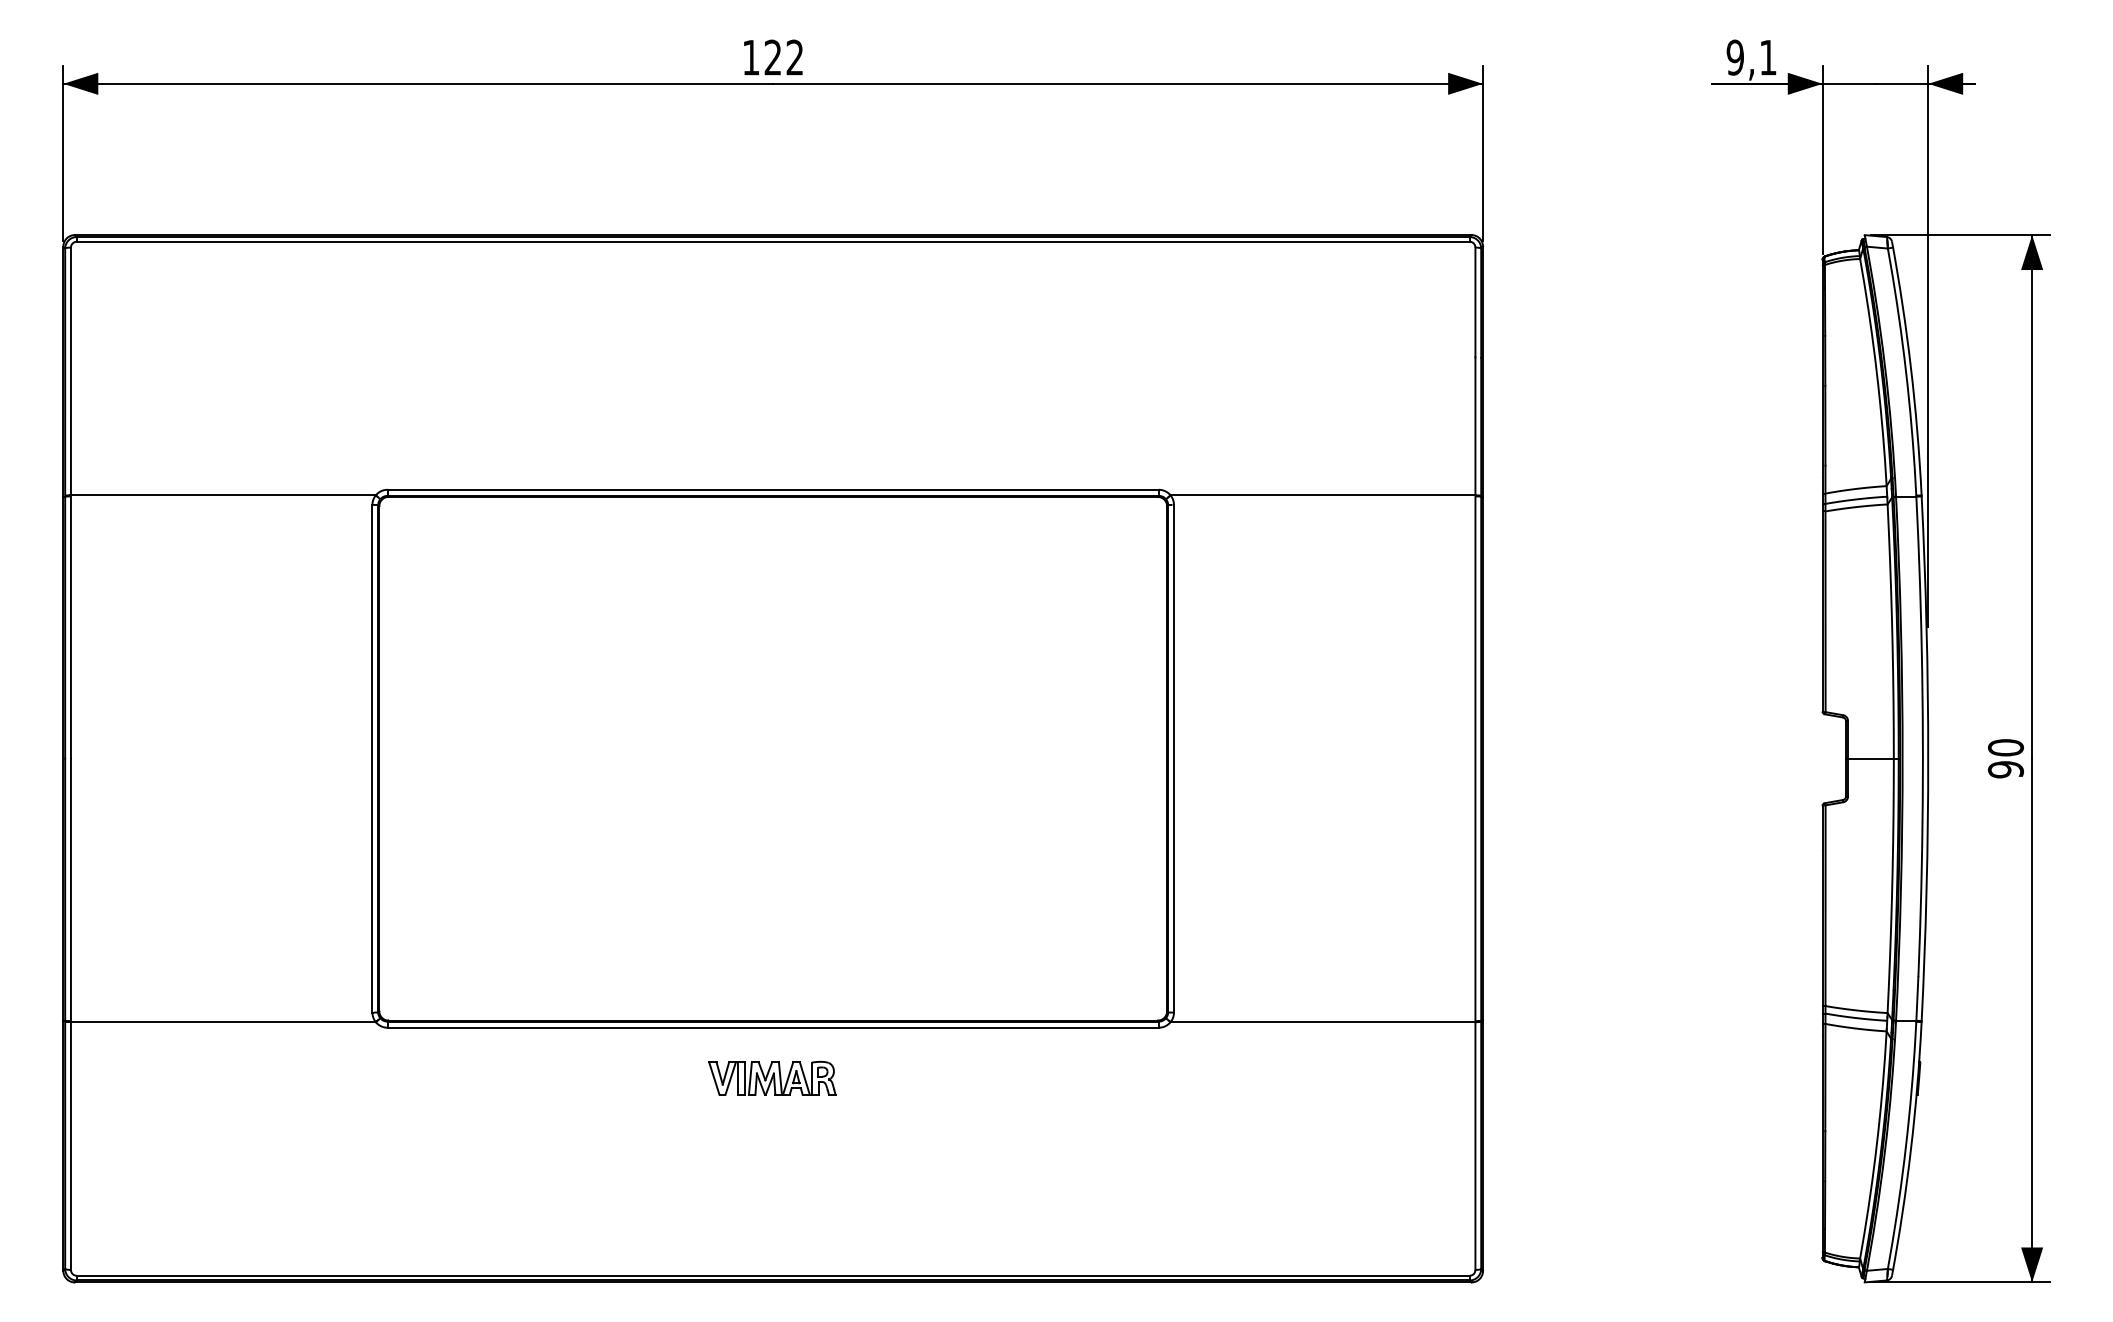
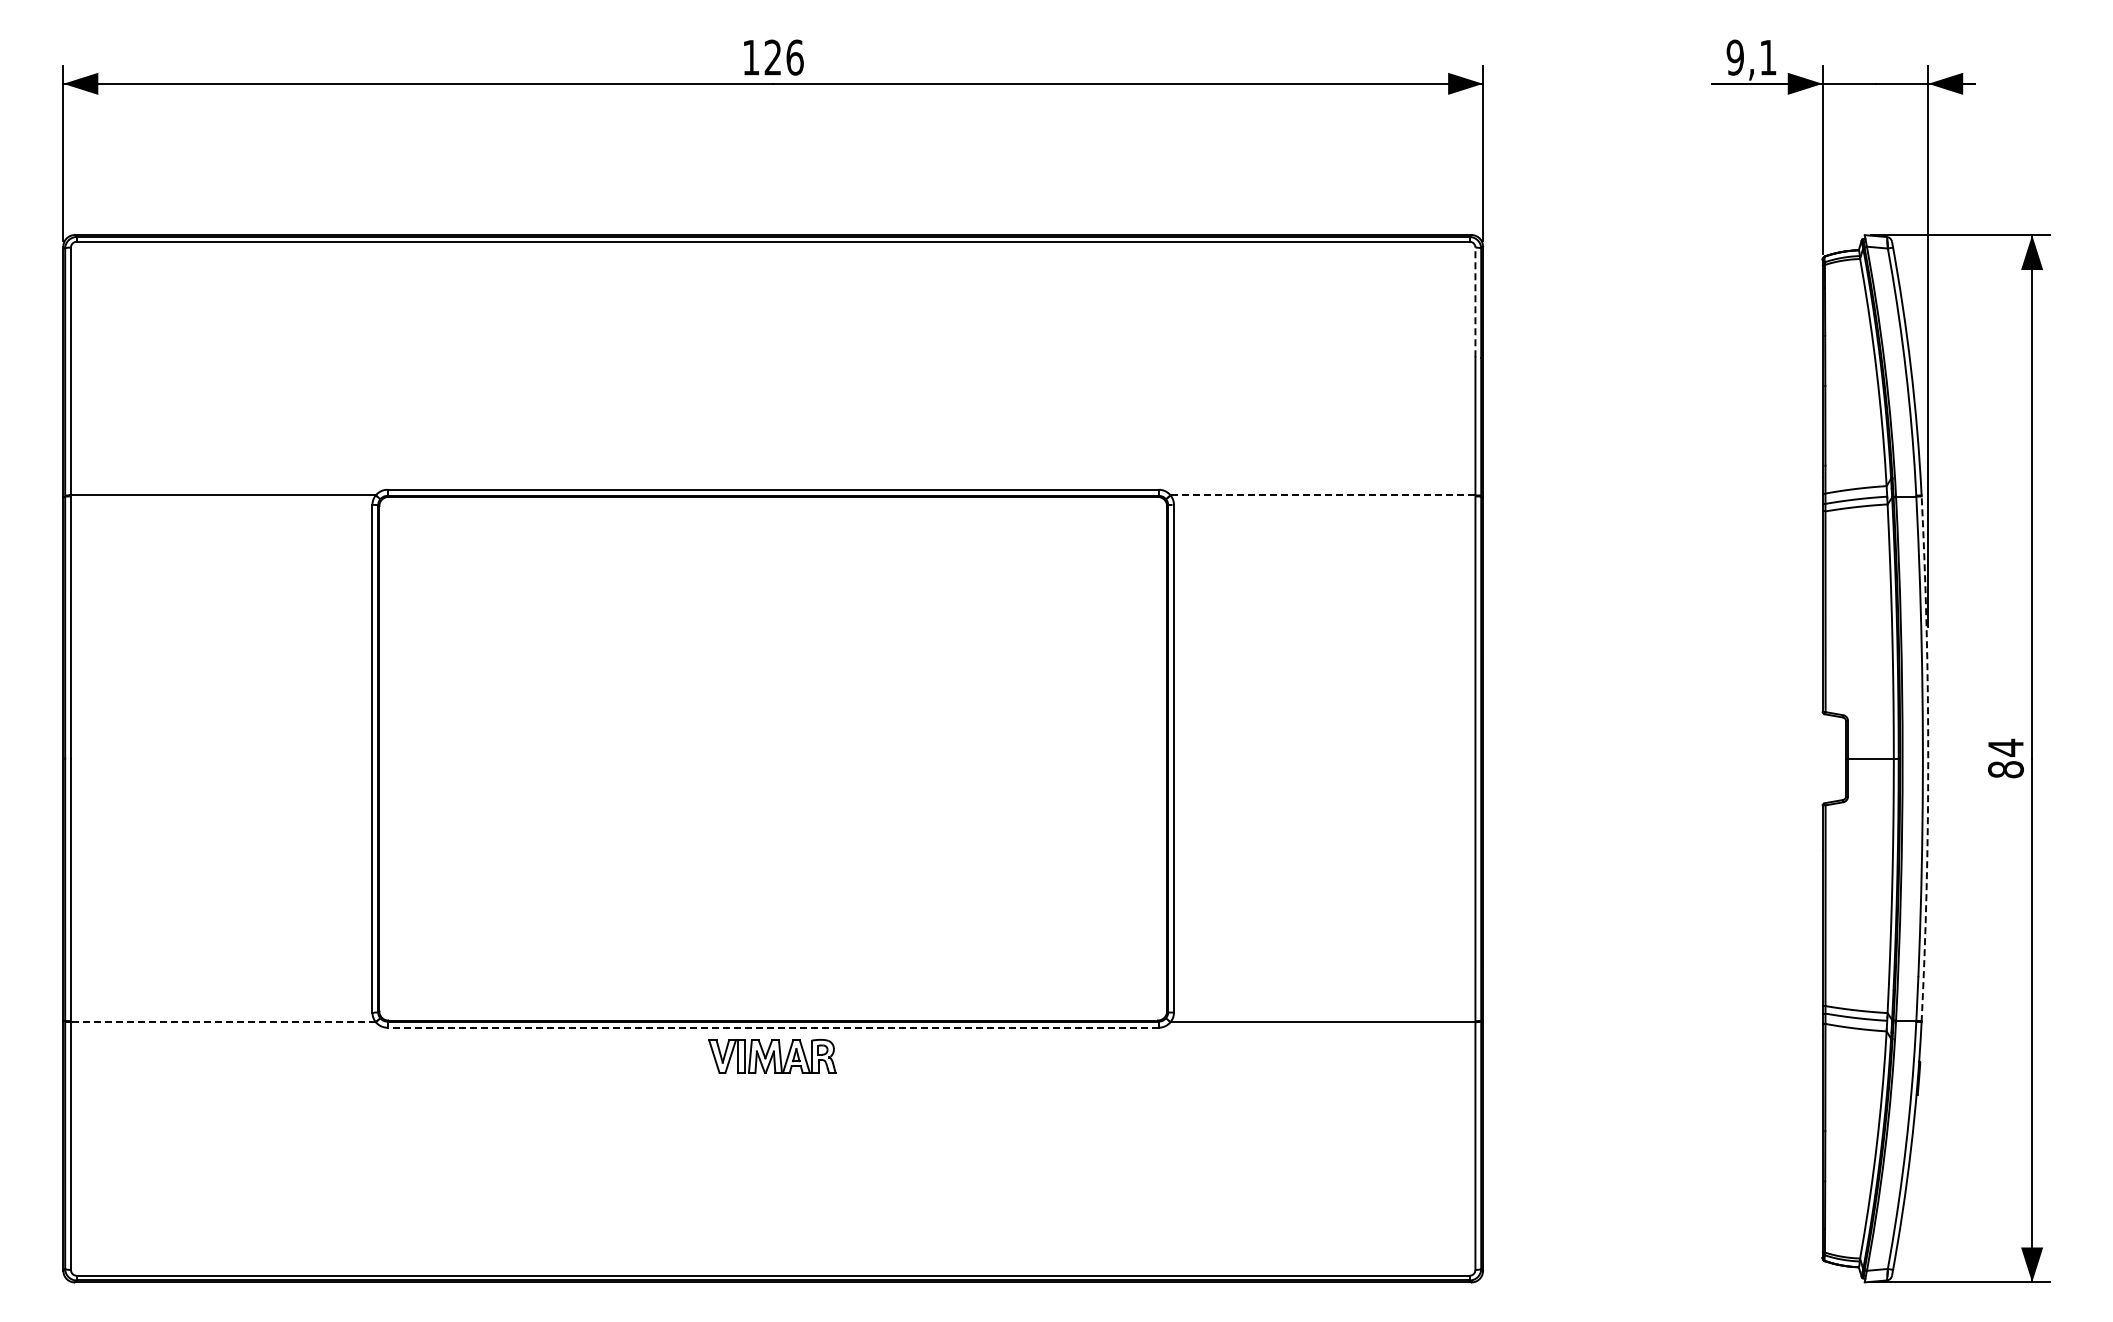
text: 122 -> 126 (794, 57)
line: solid -> dashed (1475, 302)
line: solid -> dashed (1323, 495)
arc: solid -> dashed (1928, 758)
text: 90 -> 84 (2006, 758)
line: solid -> dashed (223, 1022)
line: solid -> dashed (773, 1027)
part position: (772, 1077) -> (772, 1055) (772, 1055)
